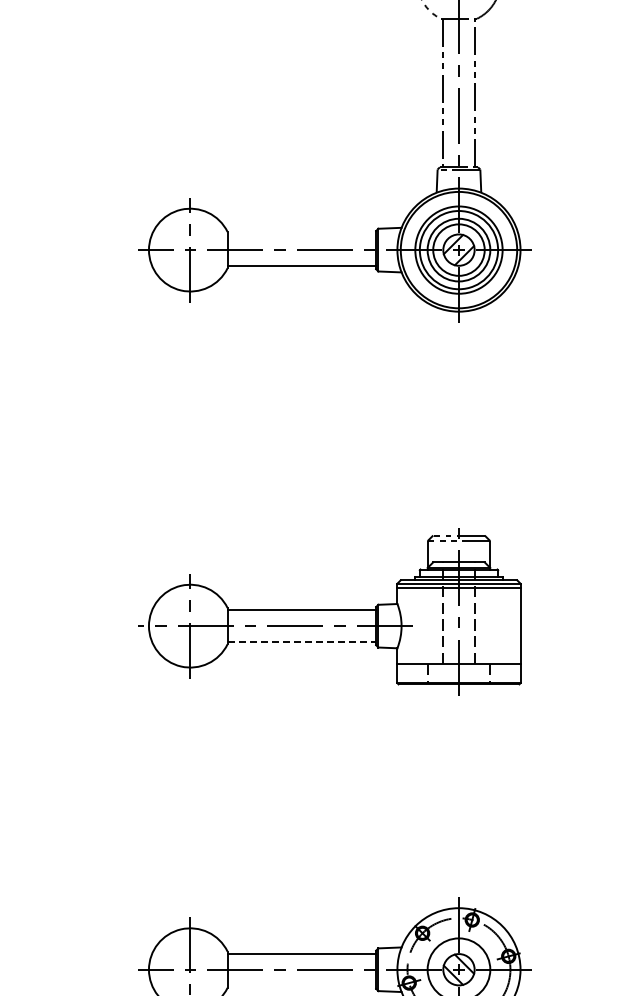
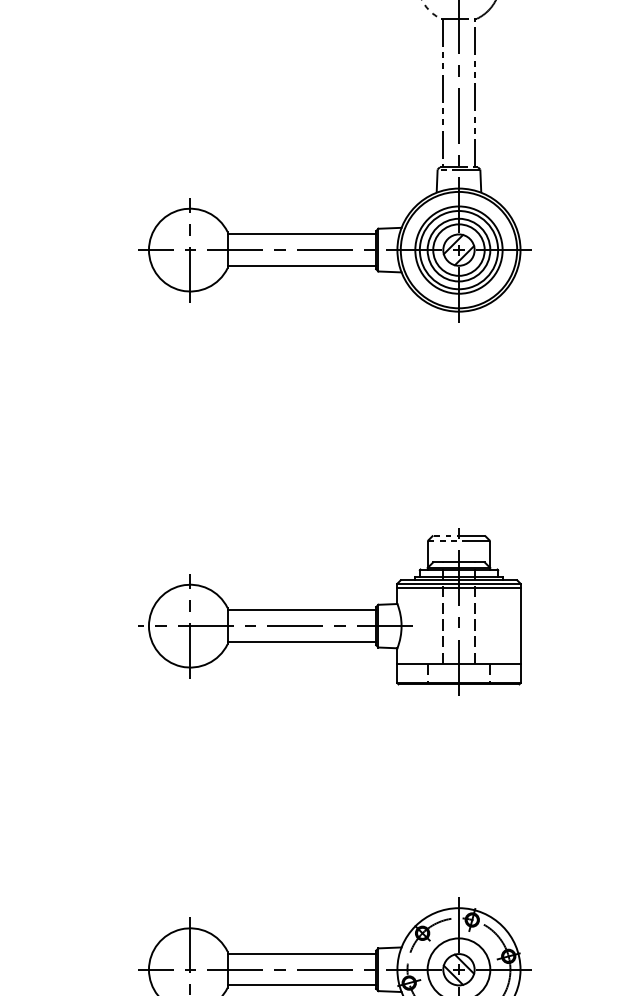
line: none -> present (301, 234)
line: dashed -> solid (302, 641)
line: none -> present (301, 985)
